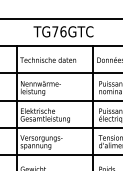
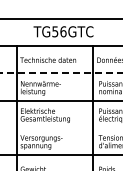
text: TG76GTC -> TG56GTC (55, 31)
line: solid -> dashed (61, 73)
line: present -> none (60, 127)
